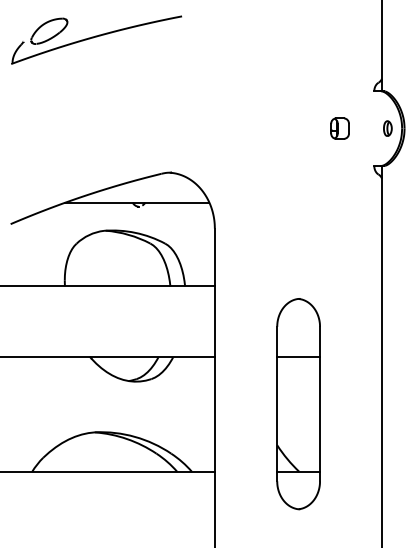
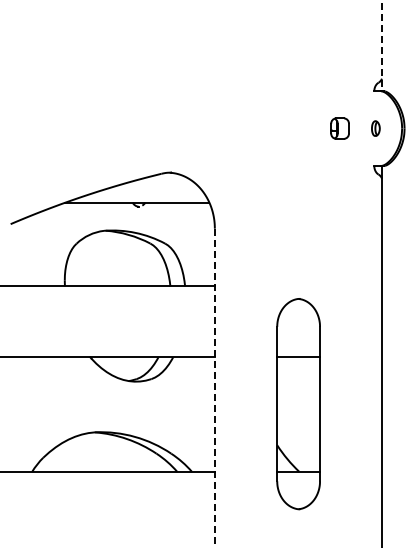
part: present -> none (96, 39)
line: solid -> dashed (381, 46)
part position: (387, 128) -> (375, 128) (375, 128)
line: solid -> dashed (214, 388)
